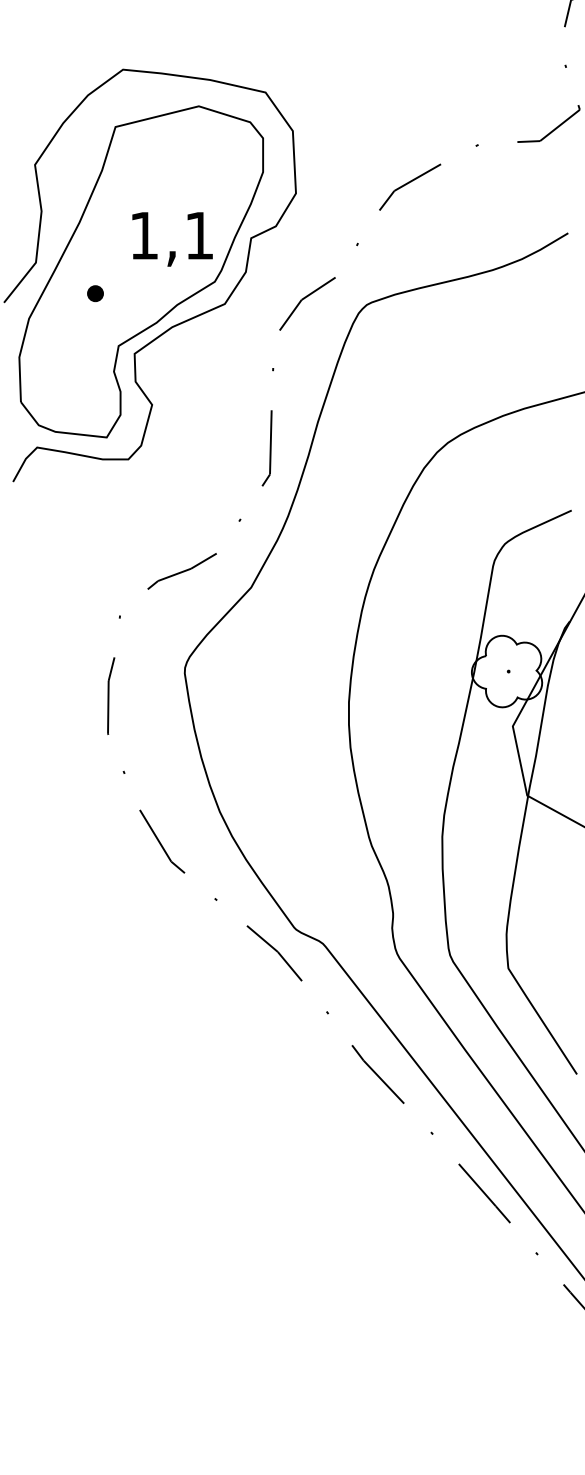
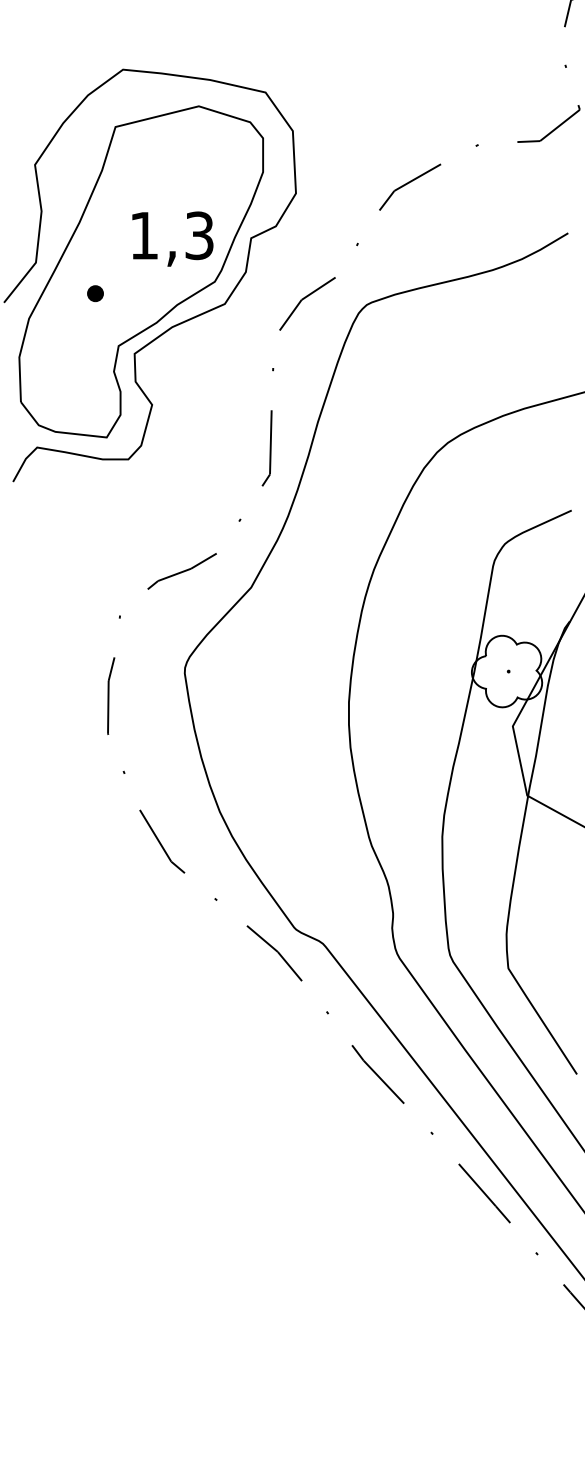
text: 1,1 -> 1,3 (199, 235)
